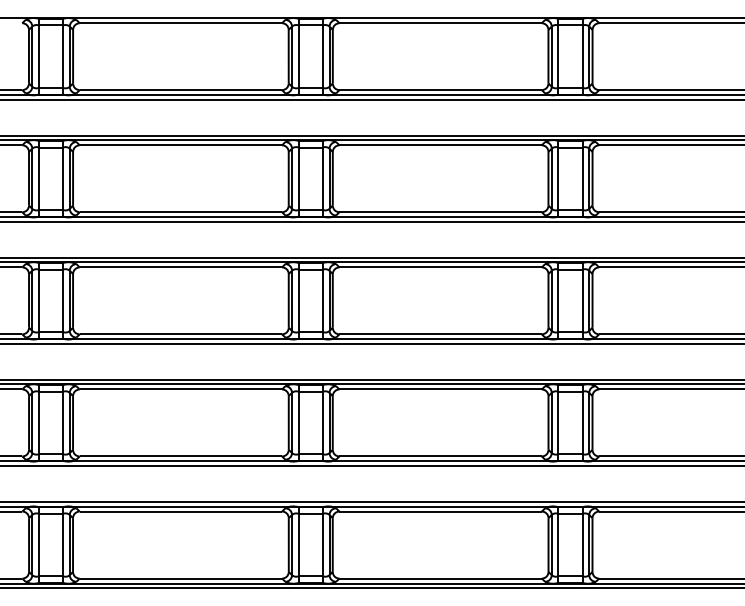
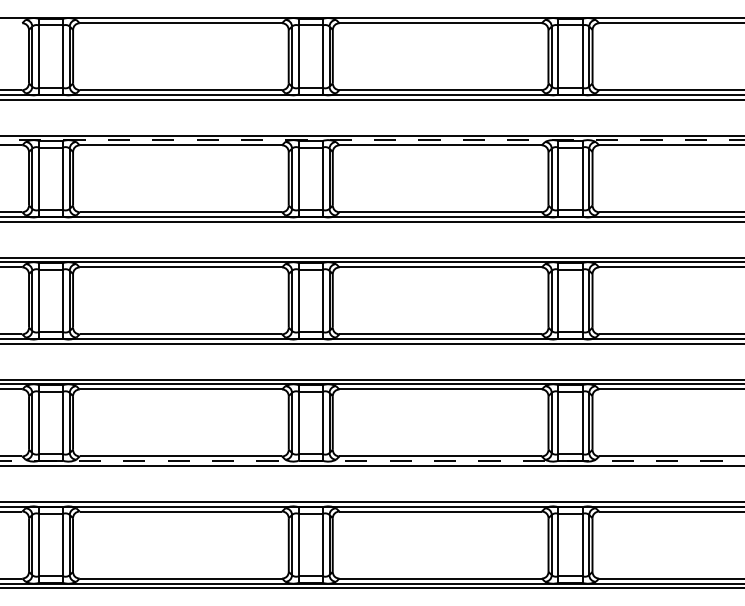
line: solid -> dashed (371, 140)
line: solid -> dashed (373, 461)
